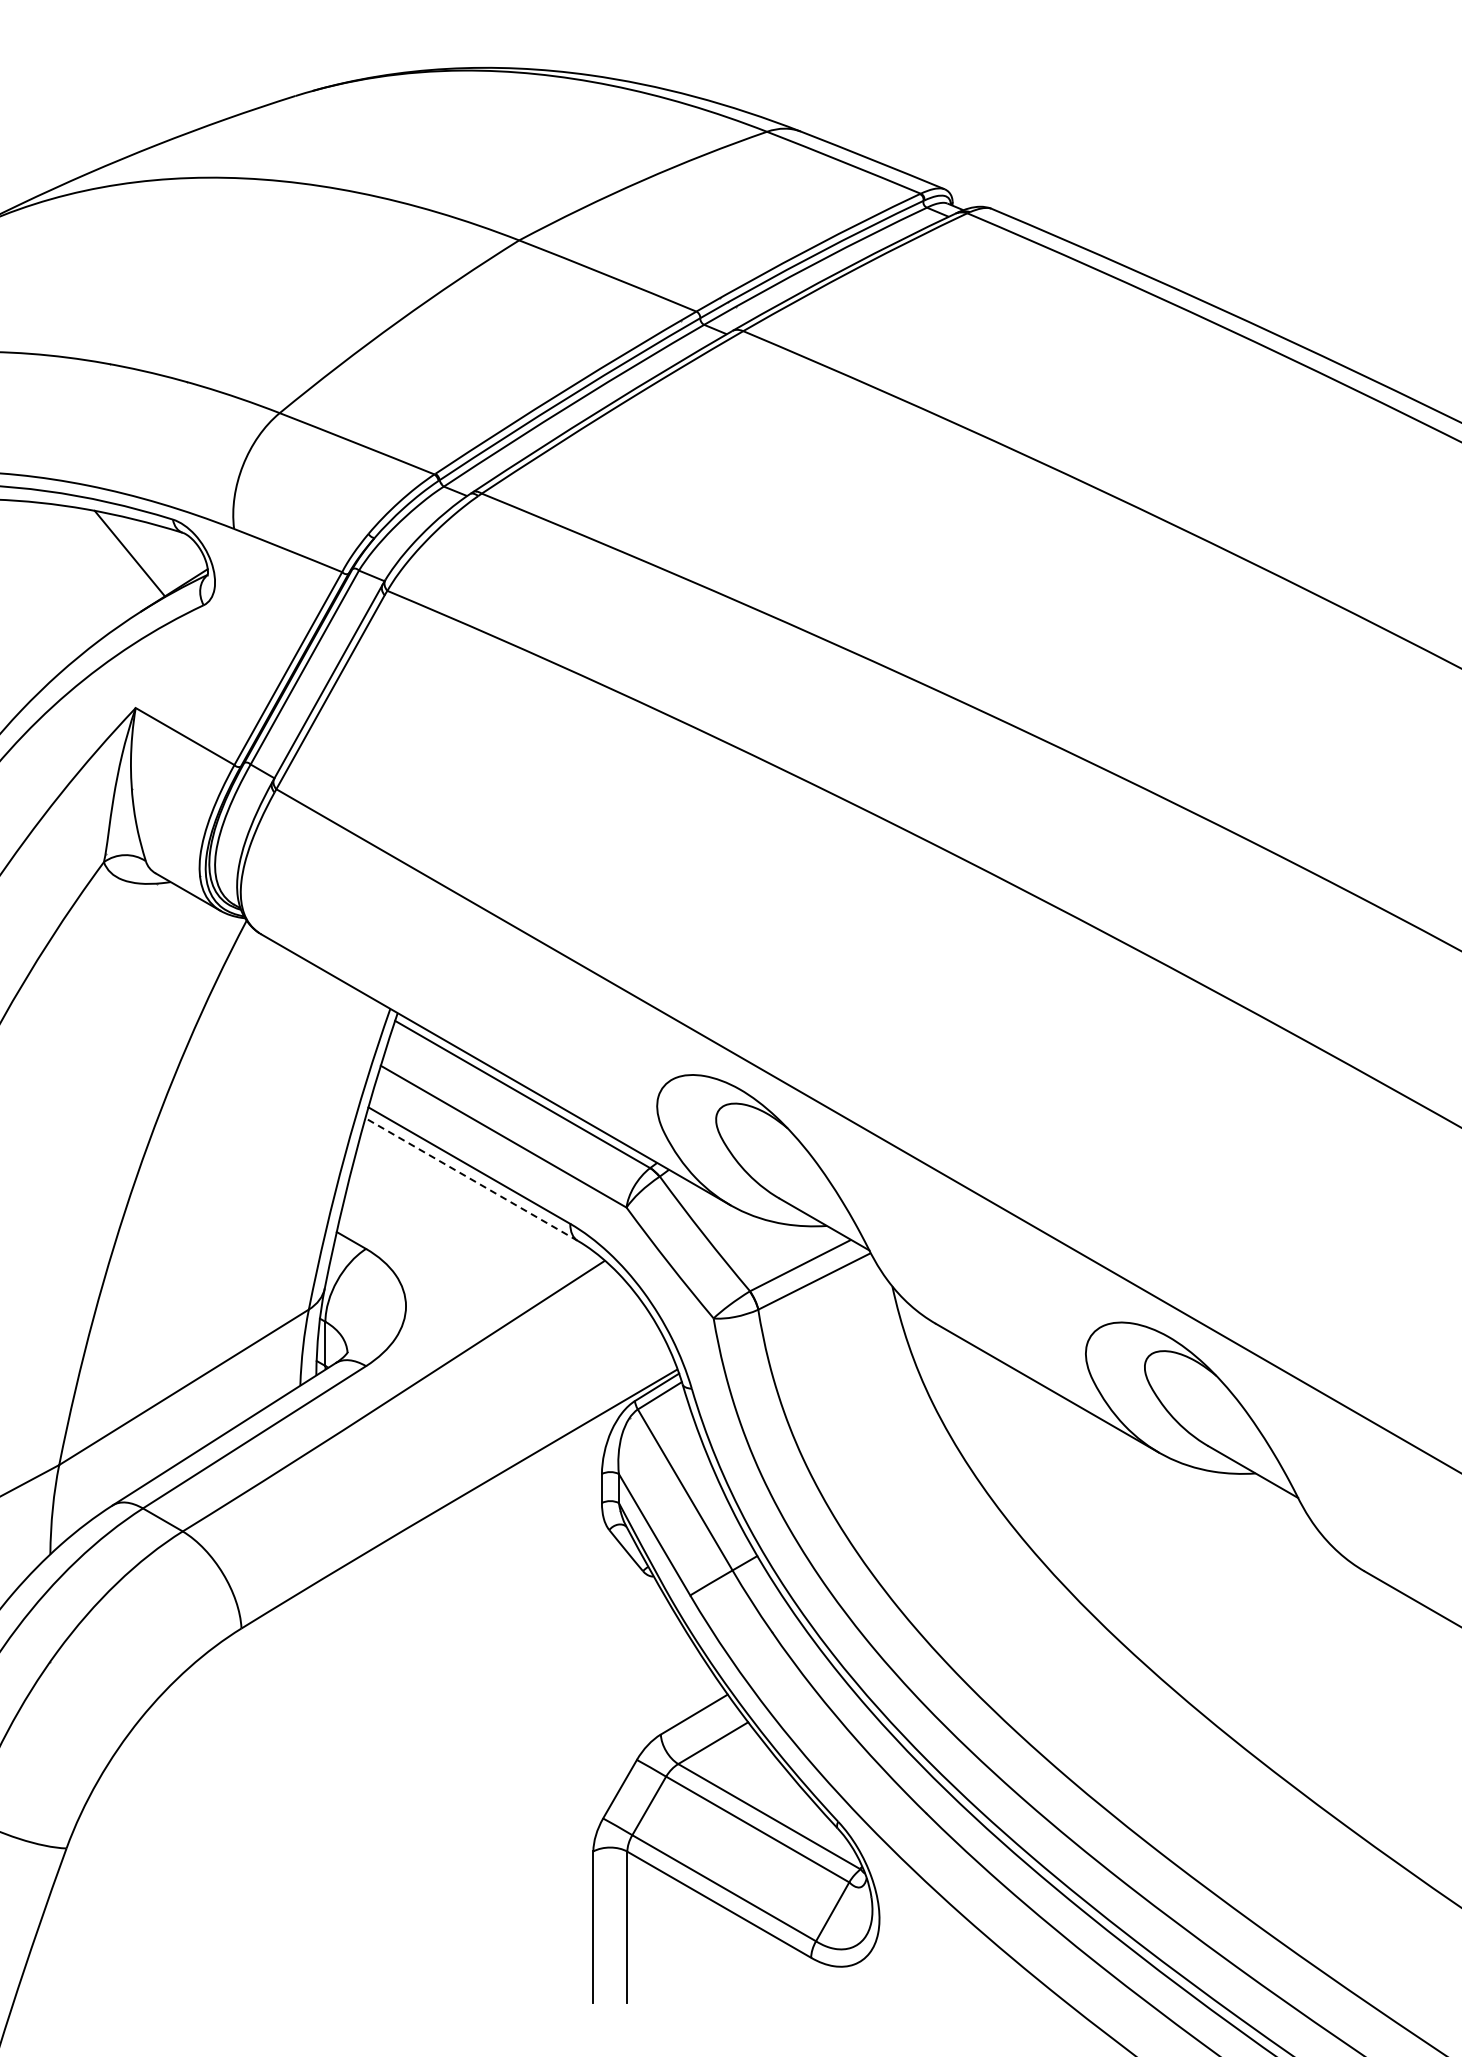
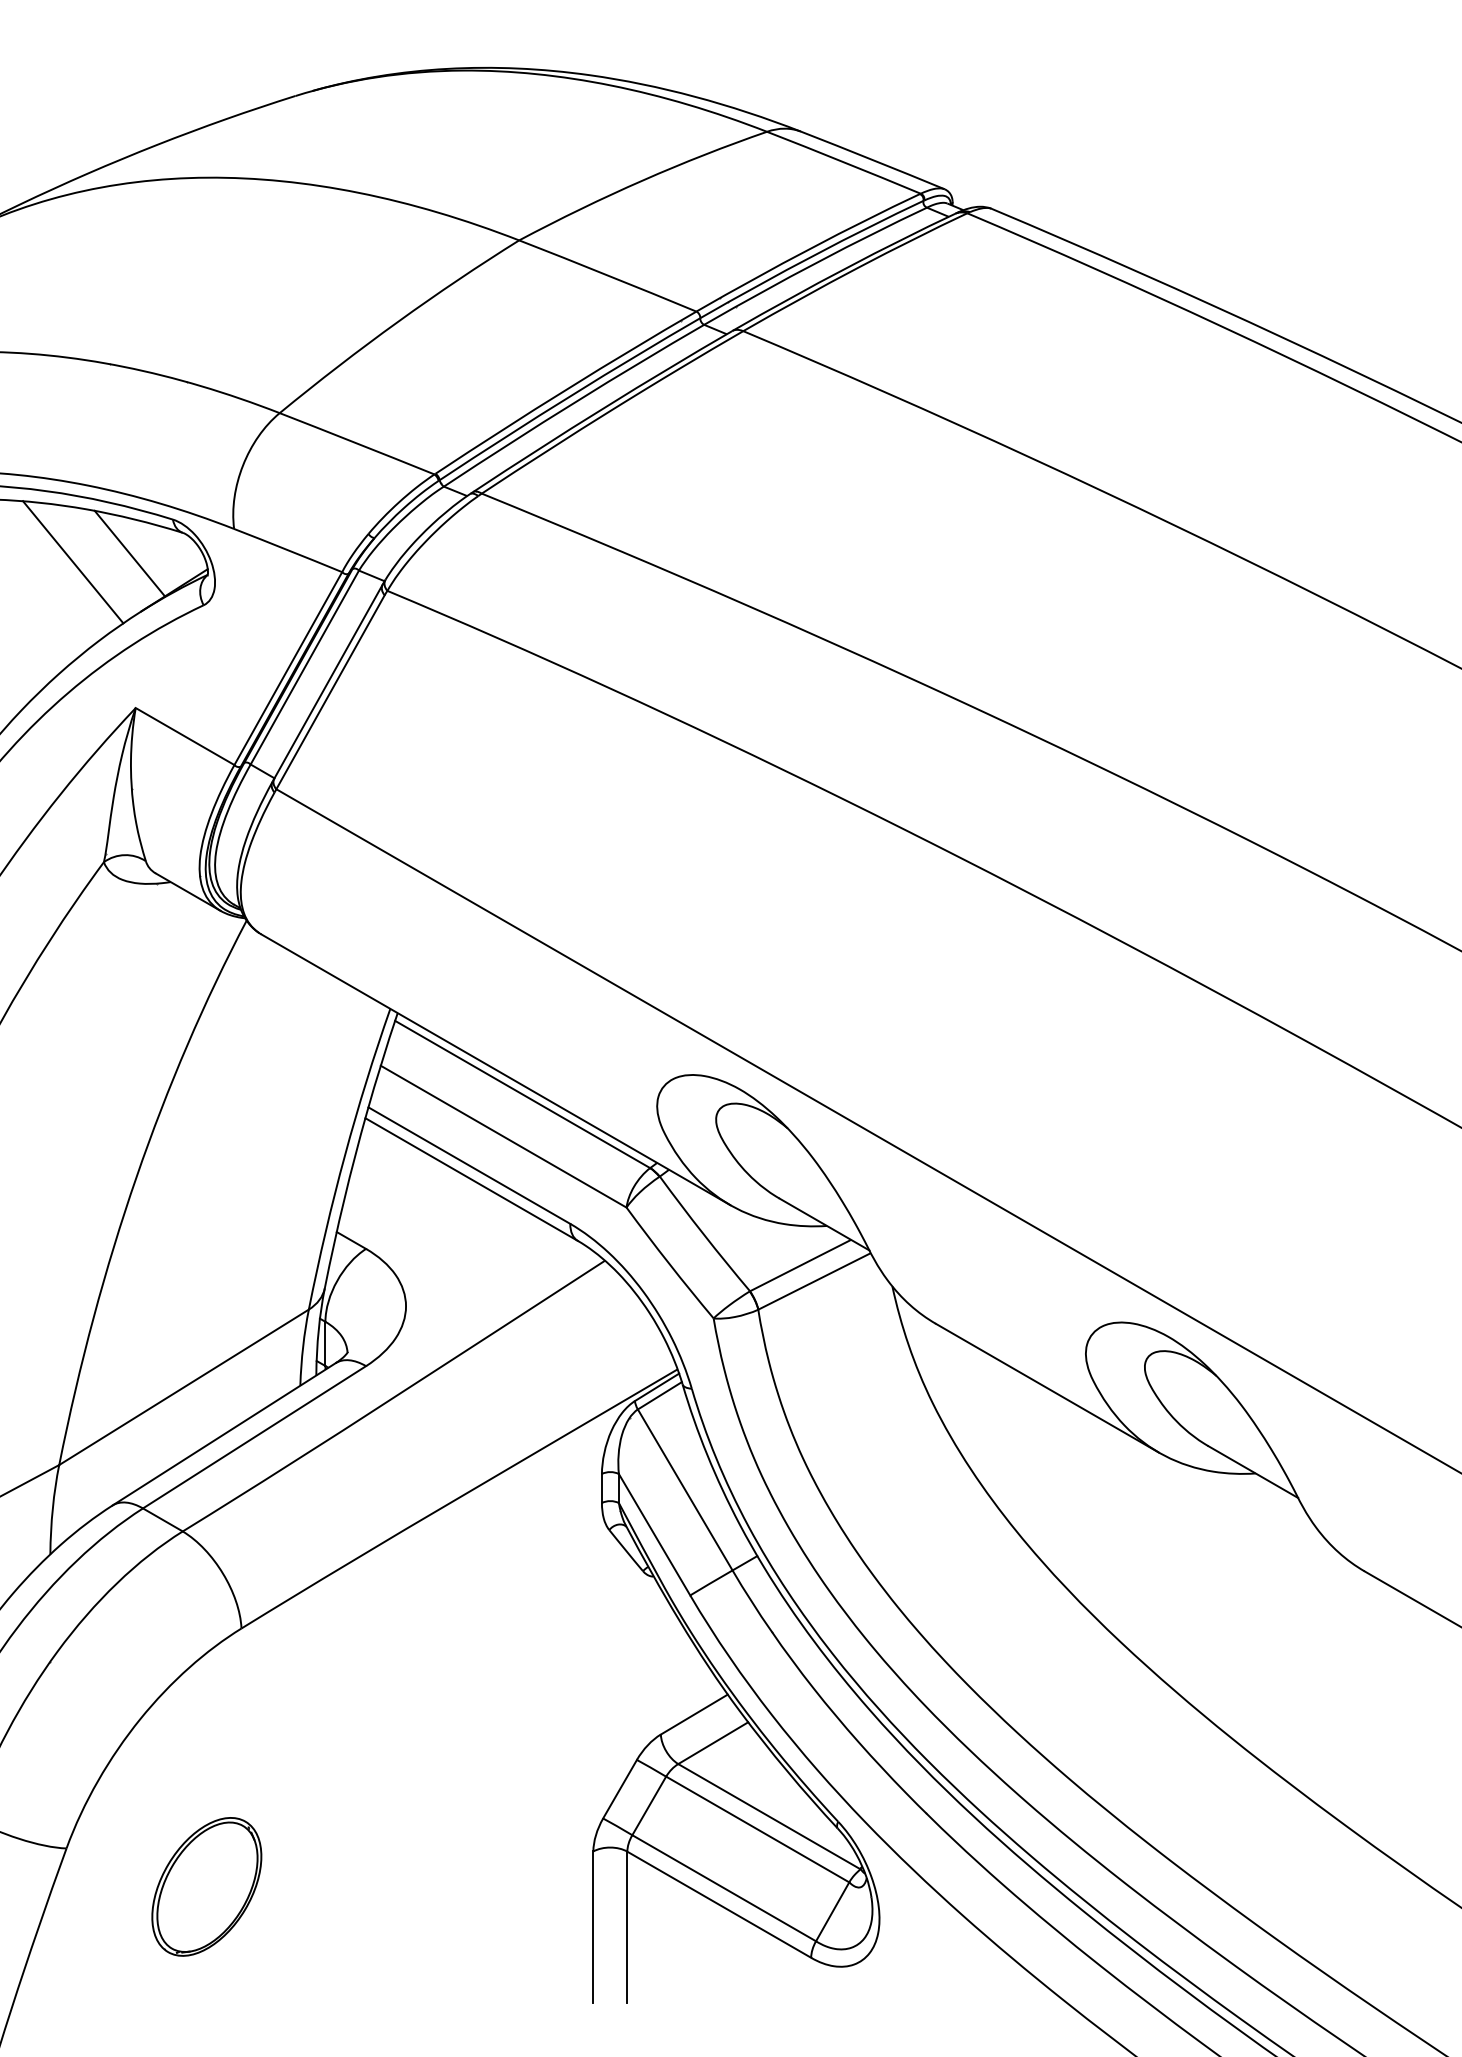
line: none -> present (73, 562)
line: dashed -> solid (471, 1179)
part: none -> present (206, 1886)
